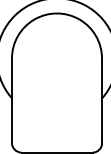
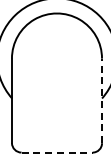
line: solid -> dashed (102, 100)
line: solid -> dashed (57, 152)
